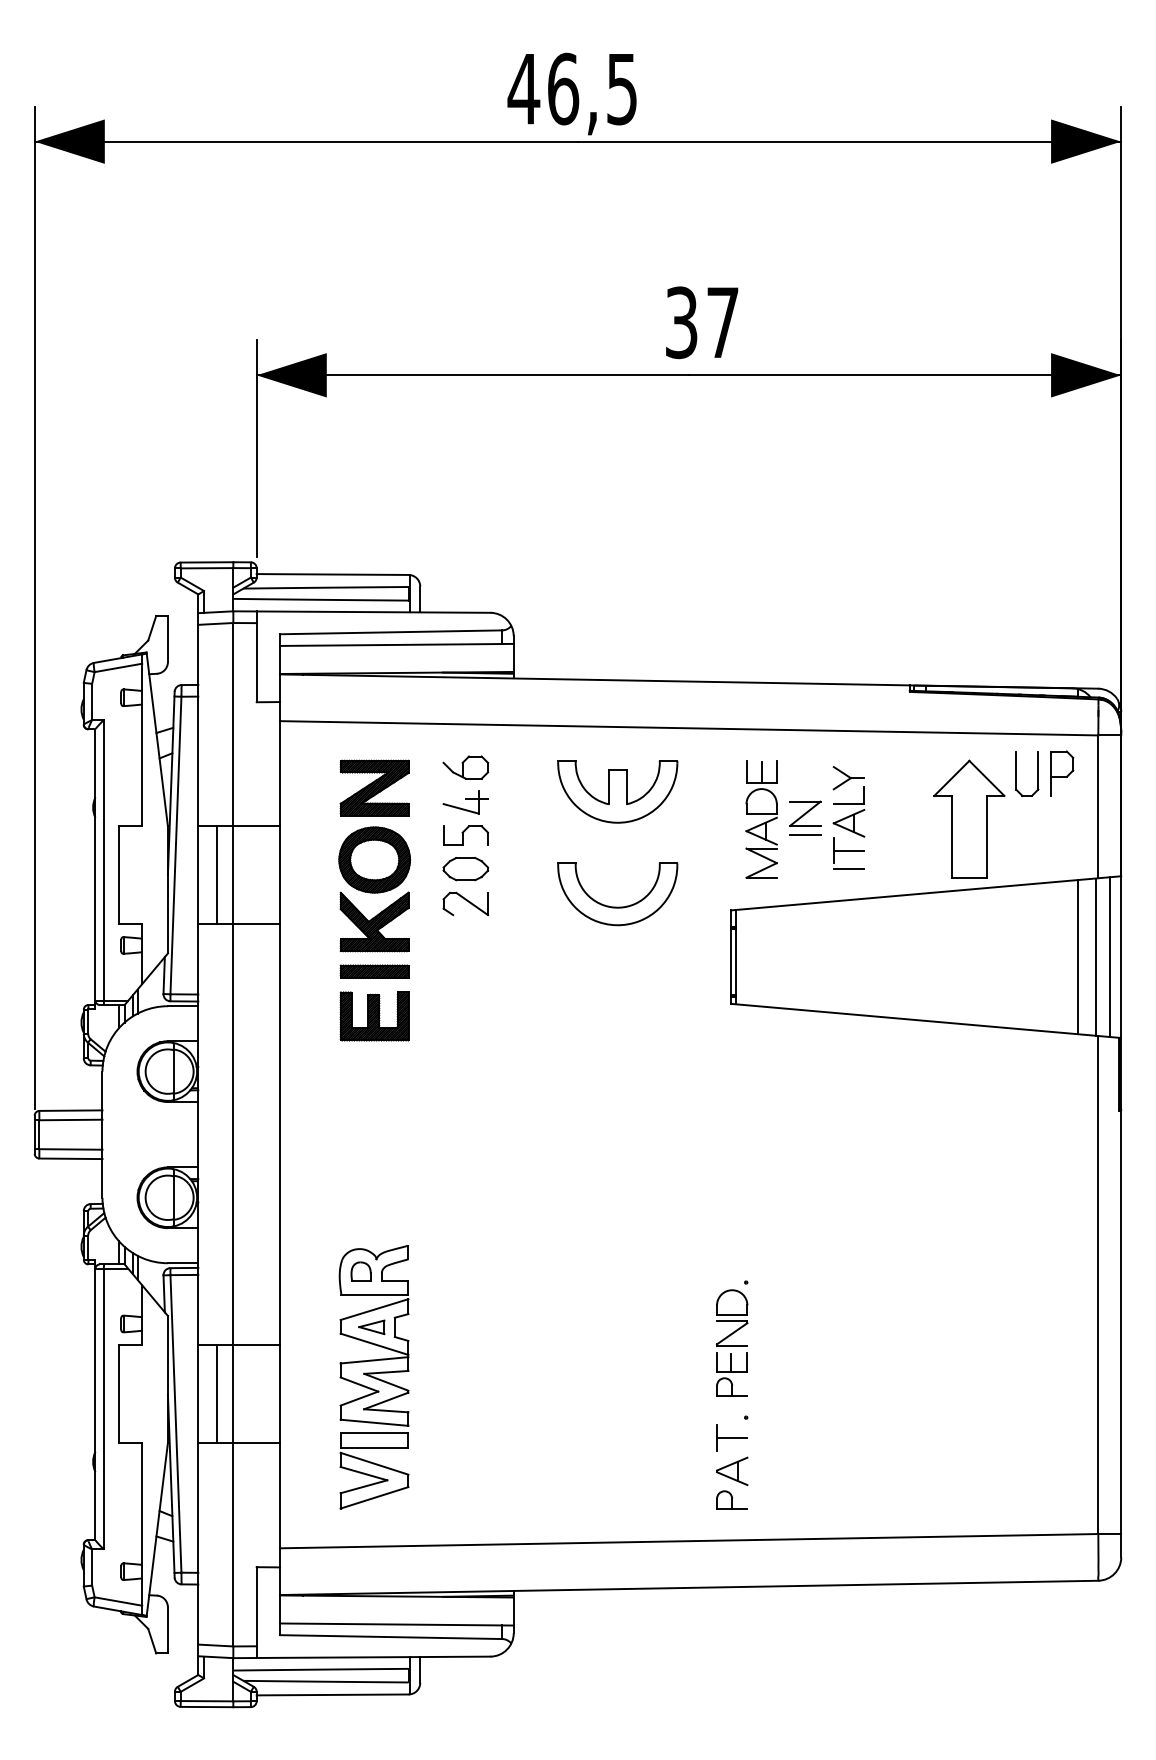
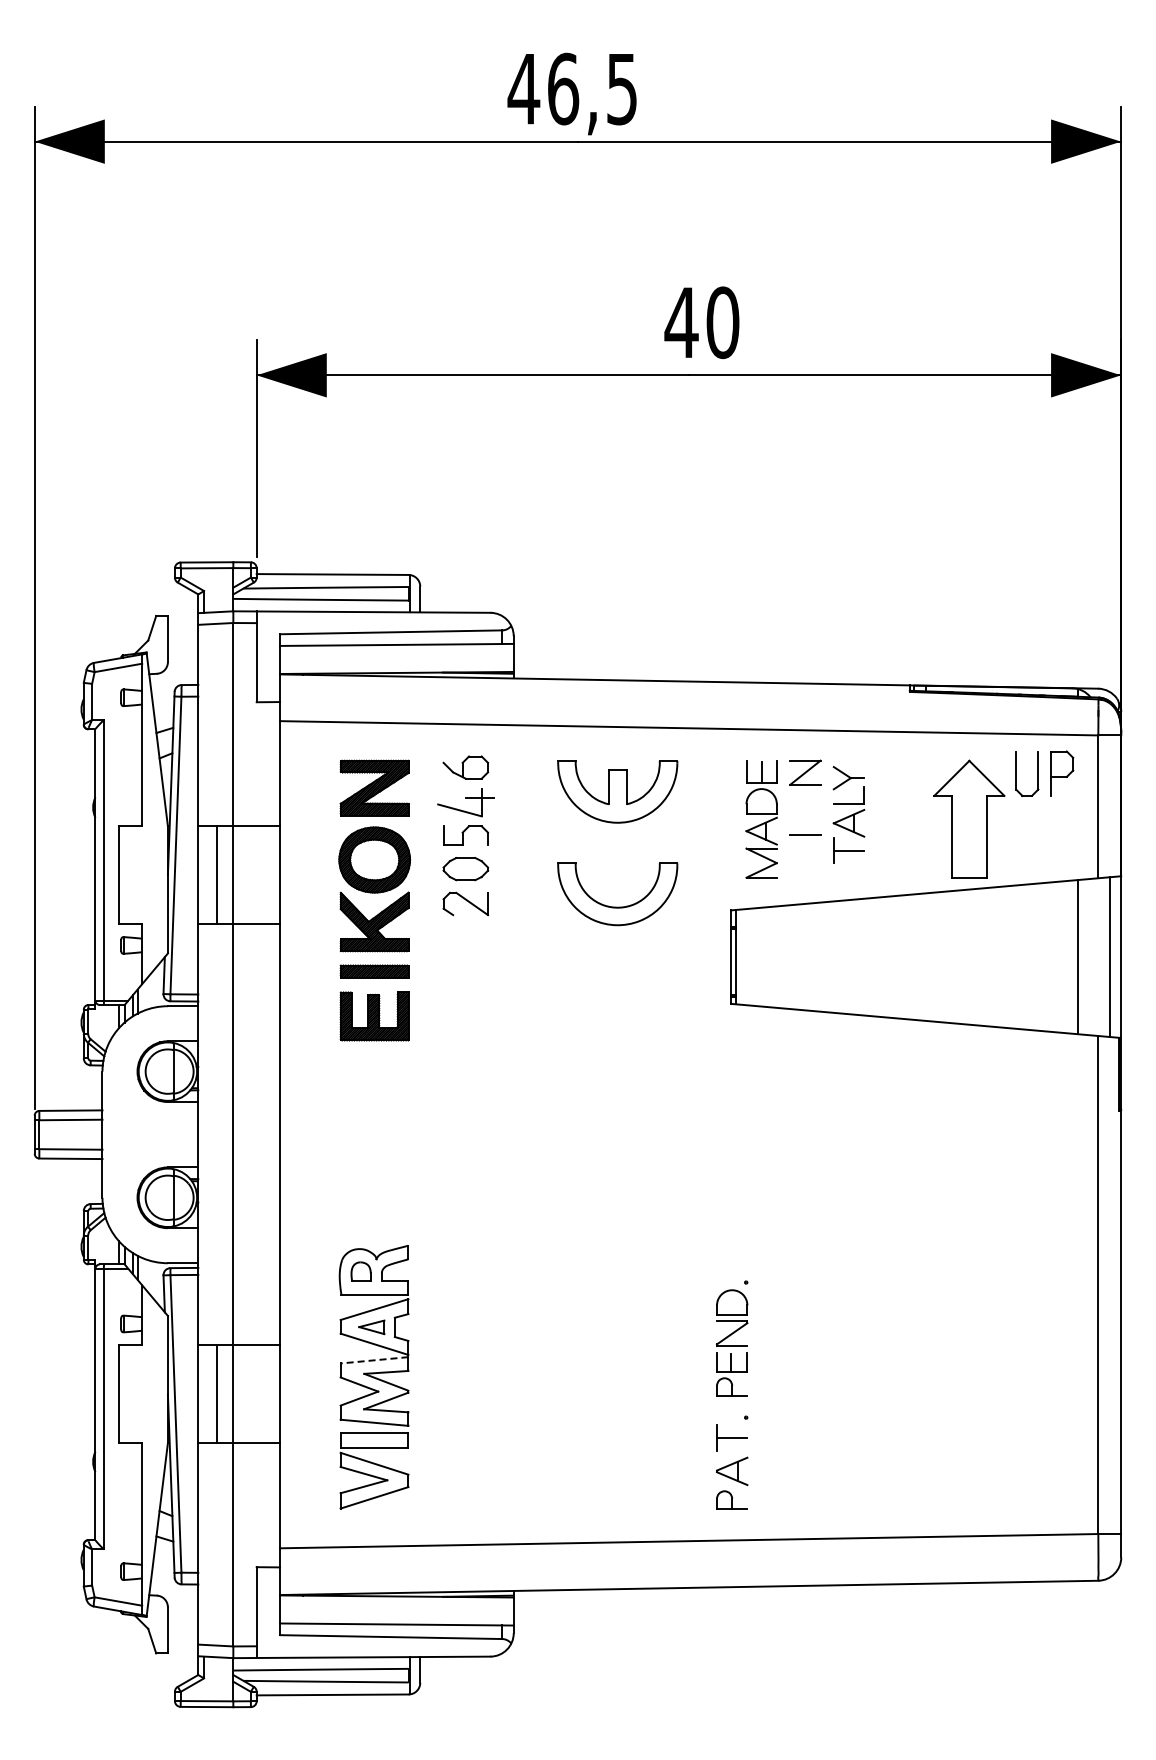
text: 37 -> 40 (701, 322)
part size: 47x25 px -> 58x30 px (465, 802)
part position: (805, 813) -> (805, 772) (805, 772)
line: present -> none (848, 869)
line: present -> none (1095, 956)
line: solid -> dashed (374, 1360)
